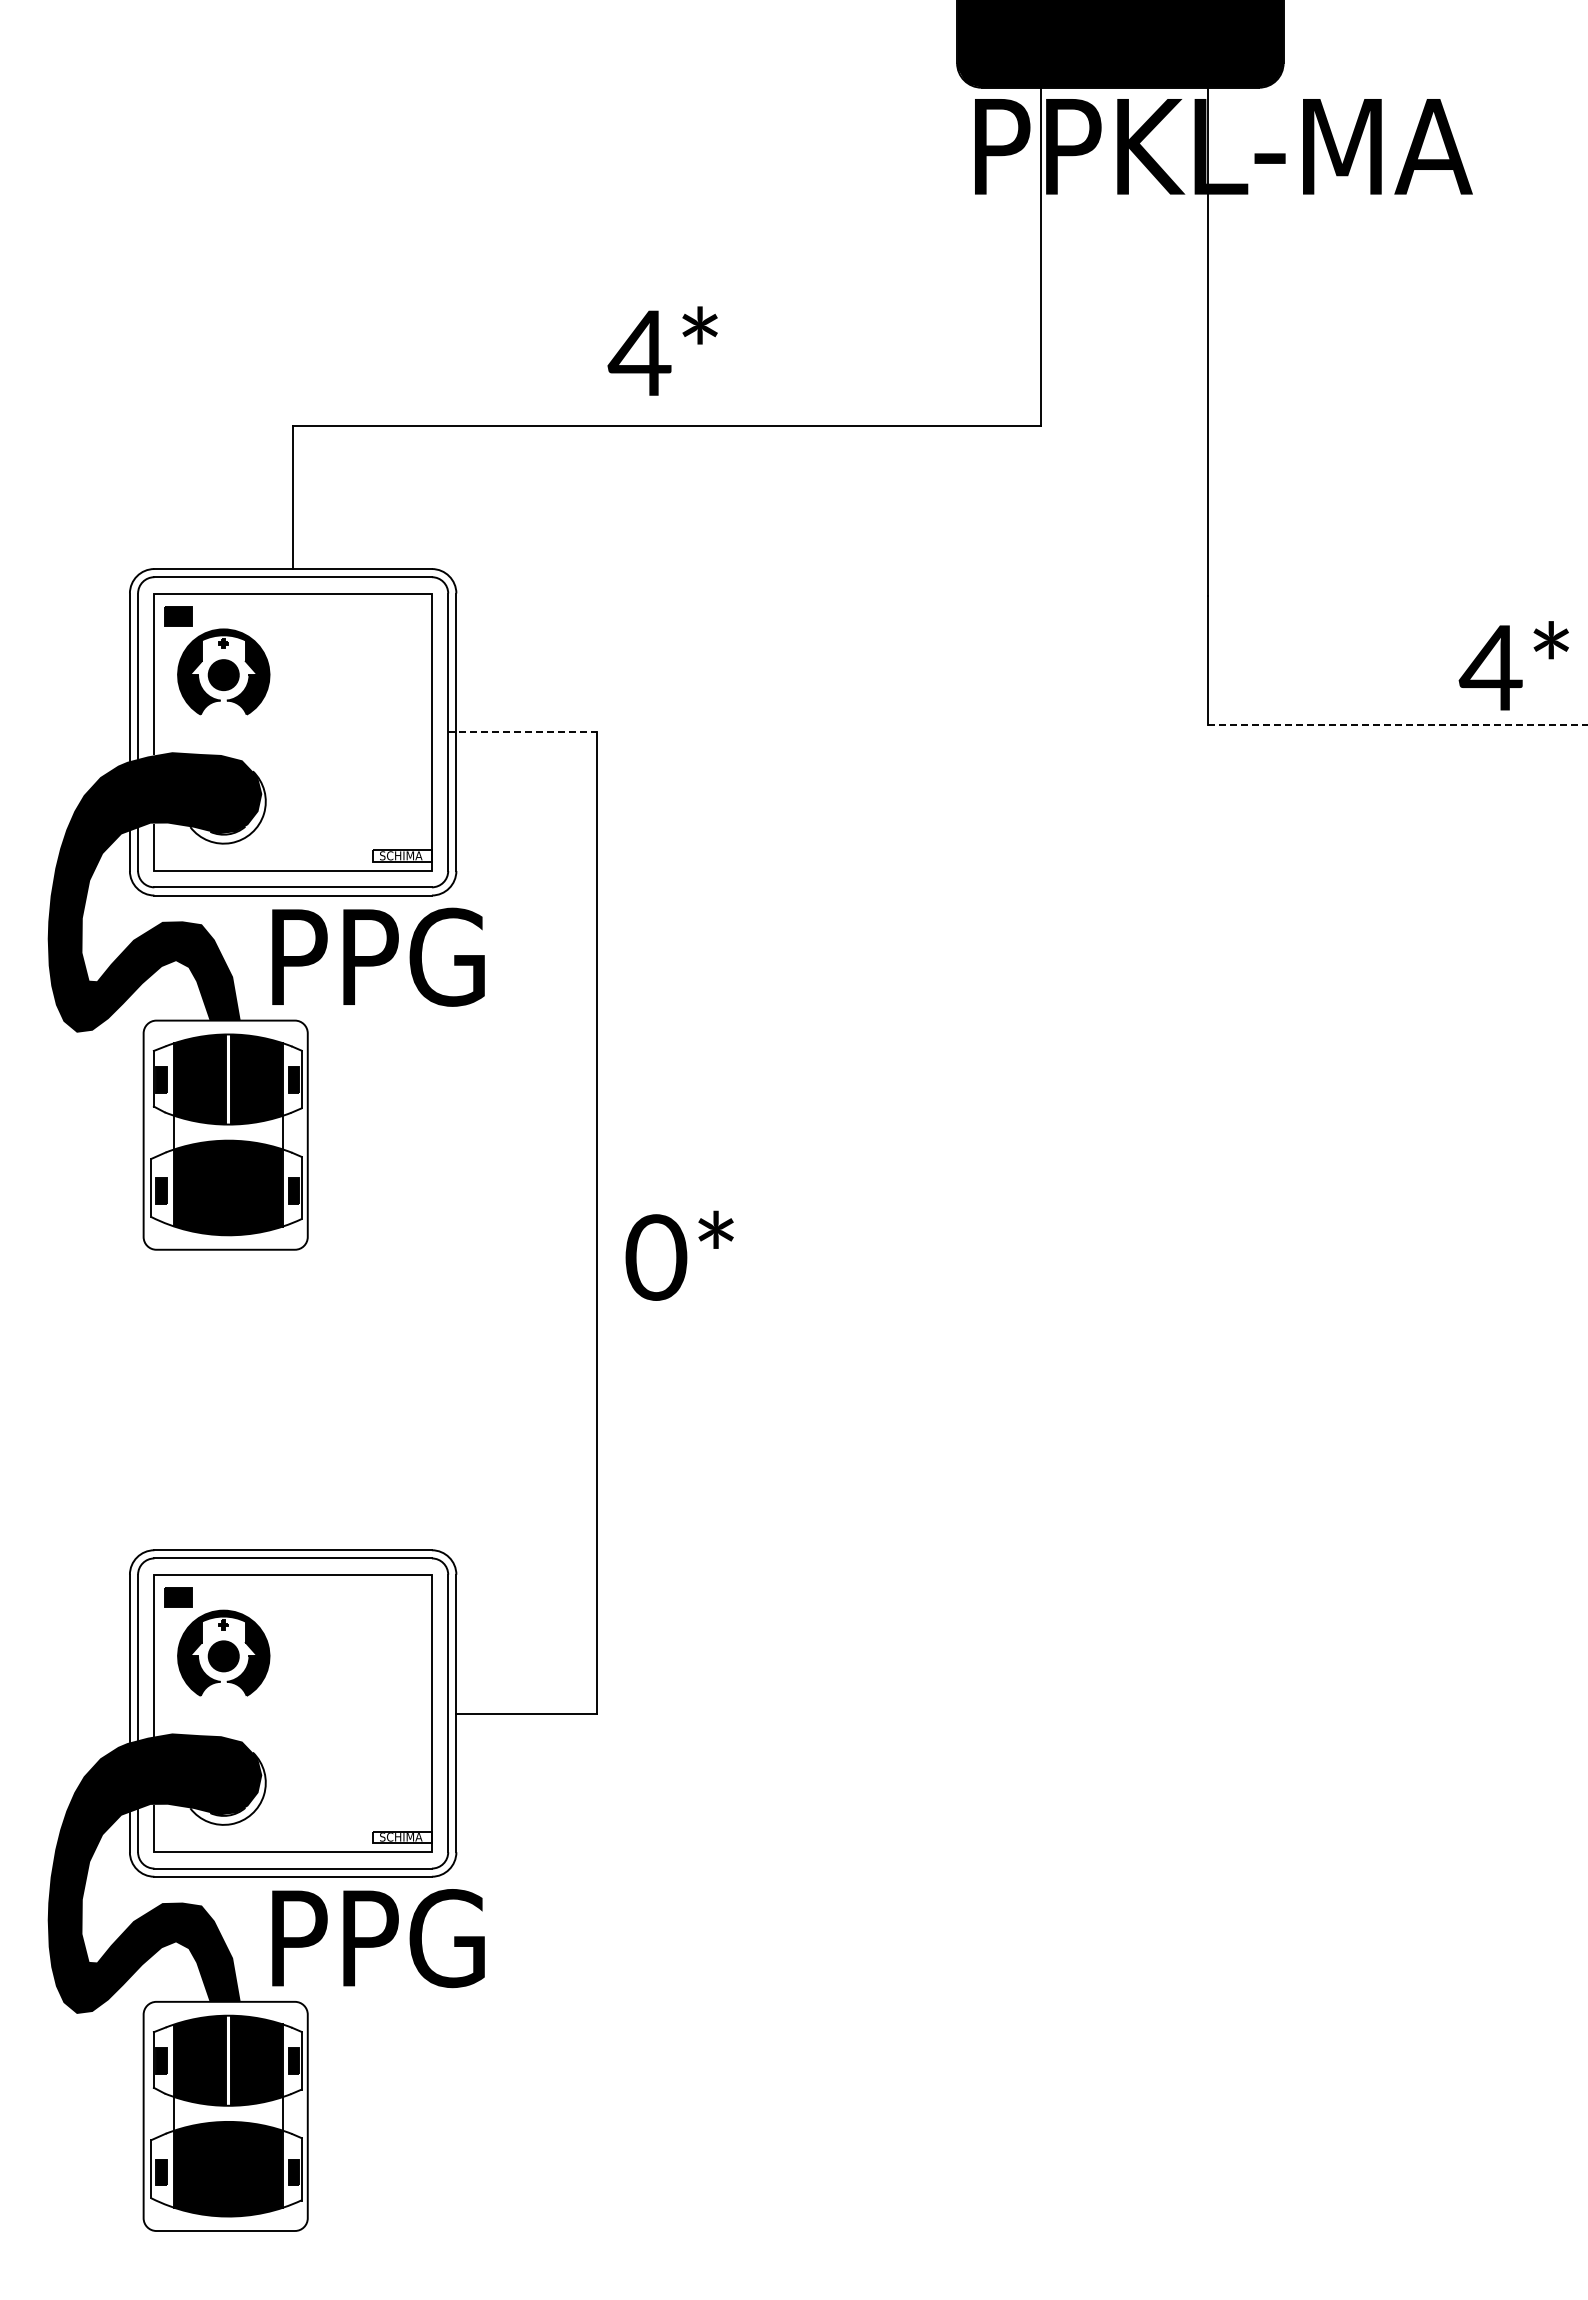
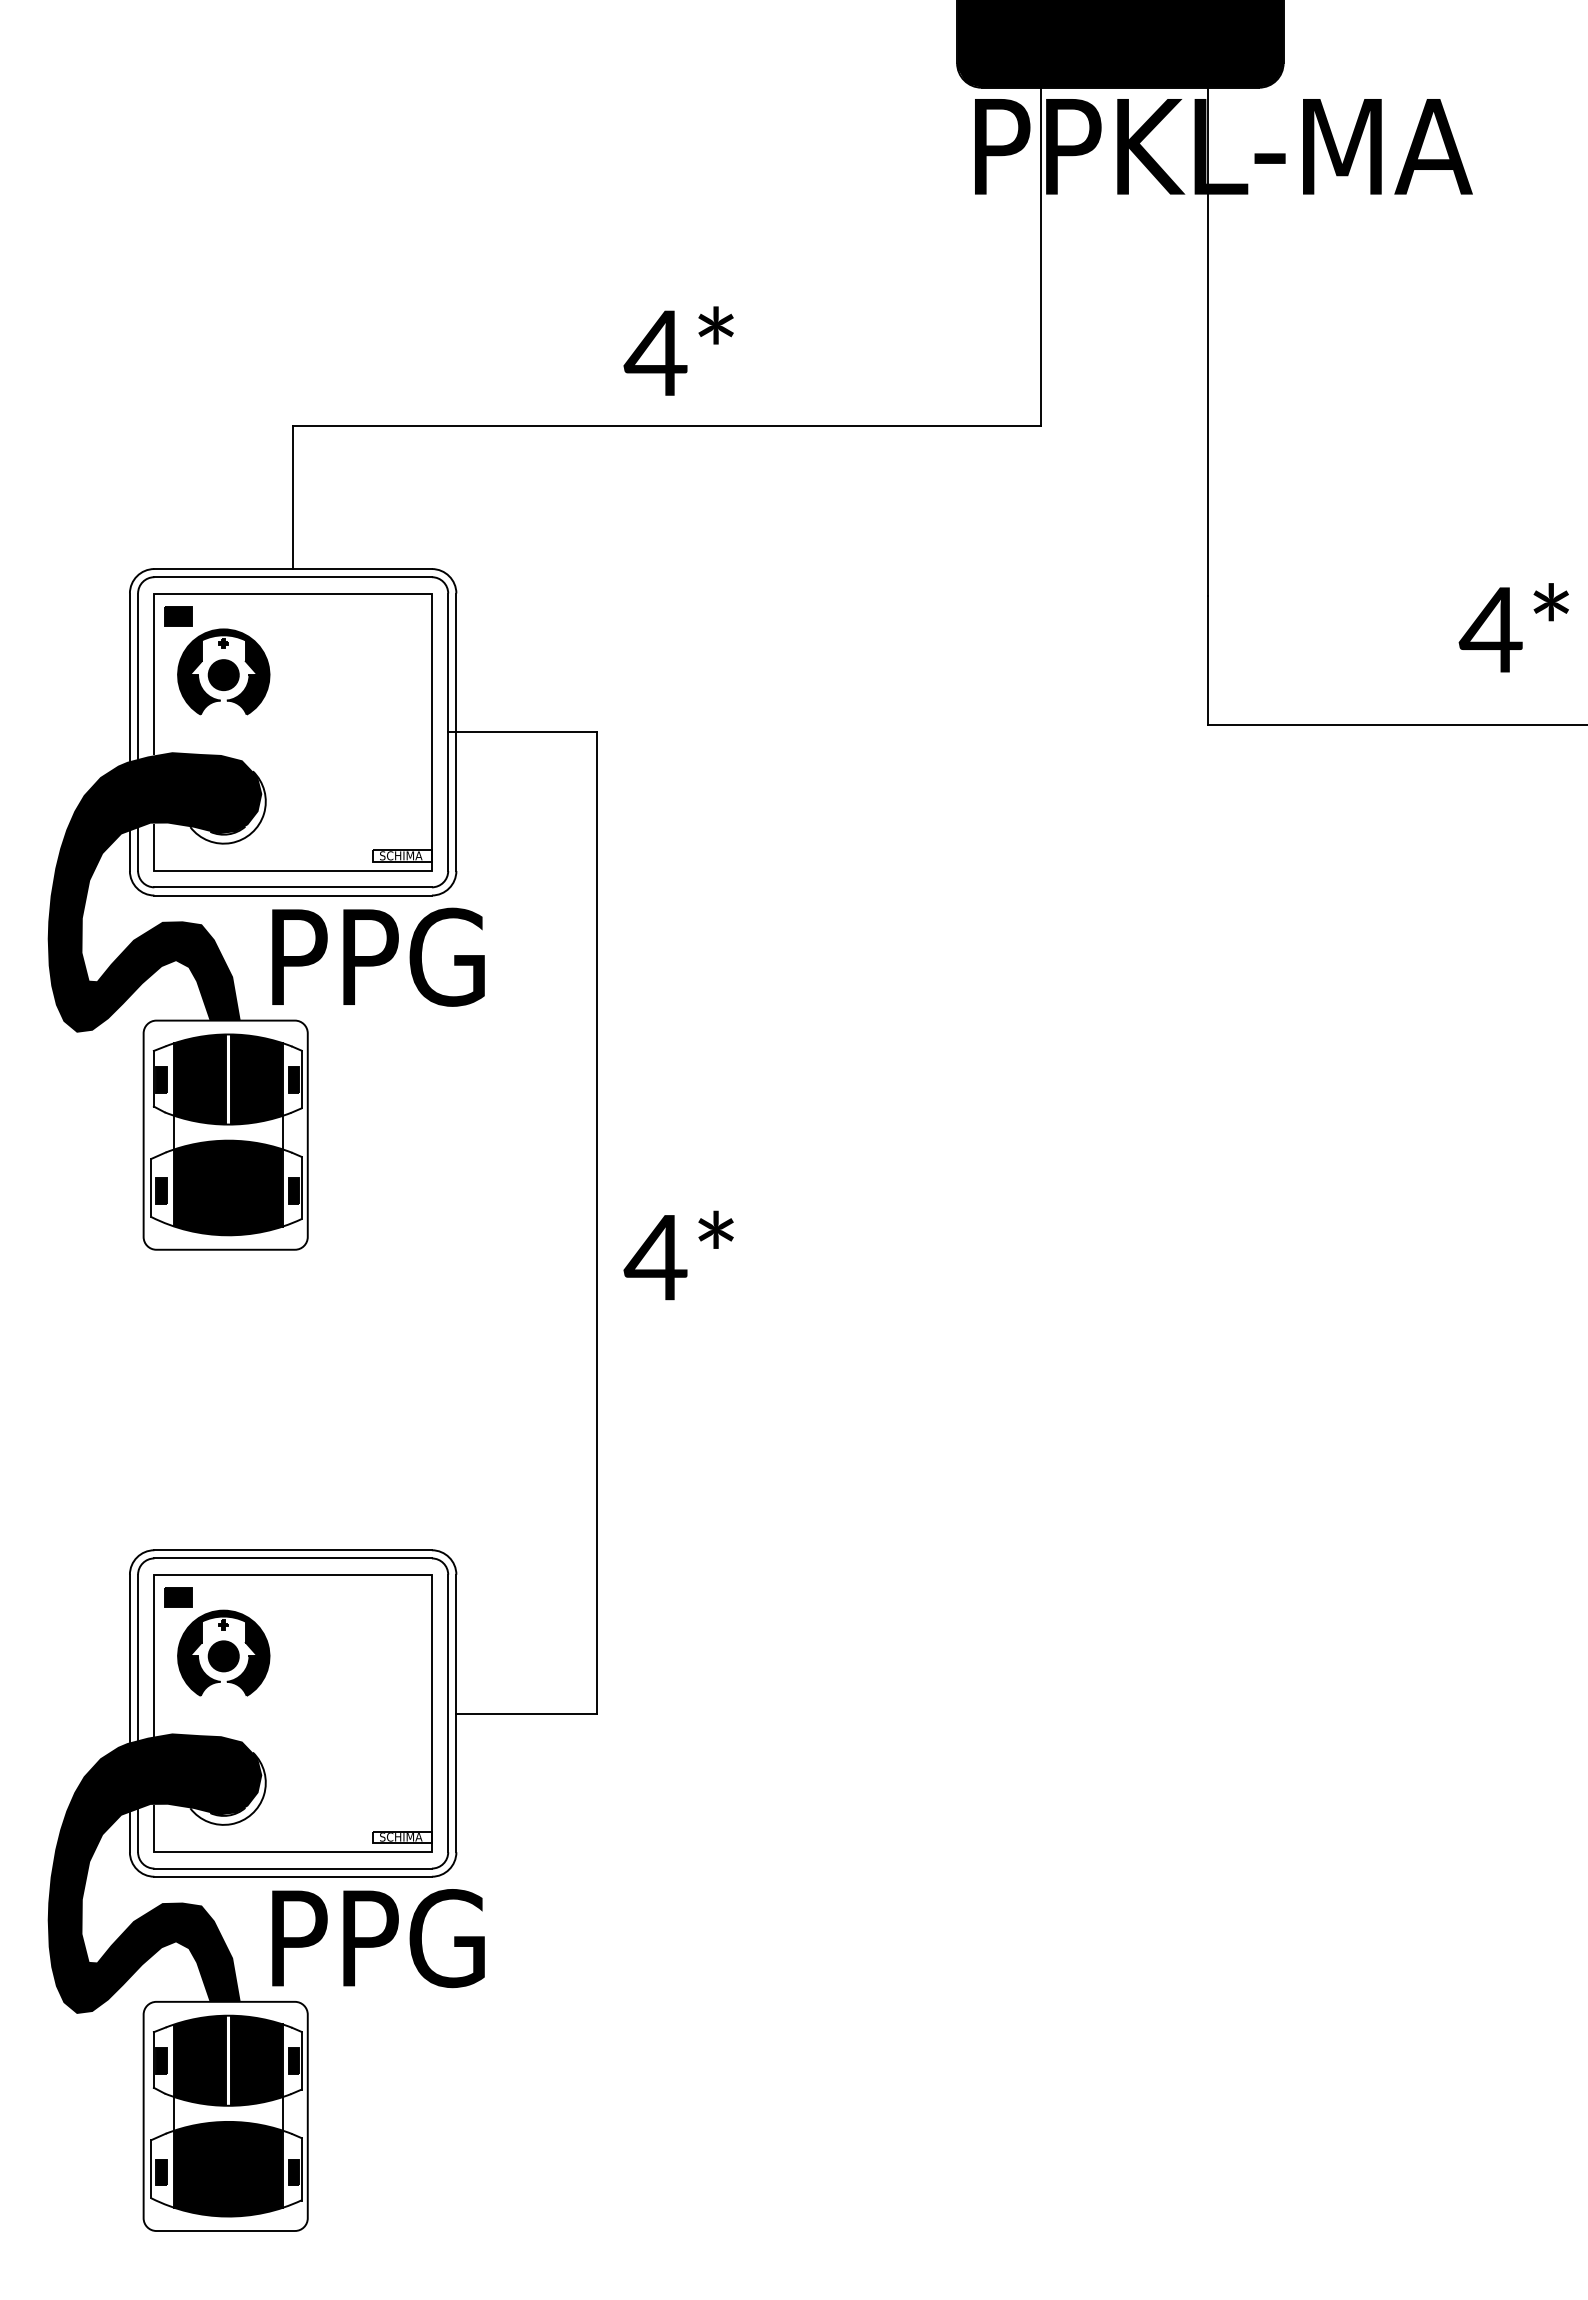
text position: (662, 350) -> (678, 350) (678, 350)
text position: (1513, 665) -> (1513, 627) (1513, 627)
line: dashed -> solid (1397, 724)
line: dashed -> solid (523, 732)
text: 0* -> 4* (655, 1257)
